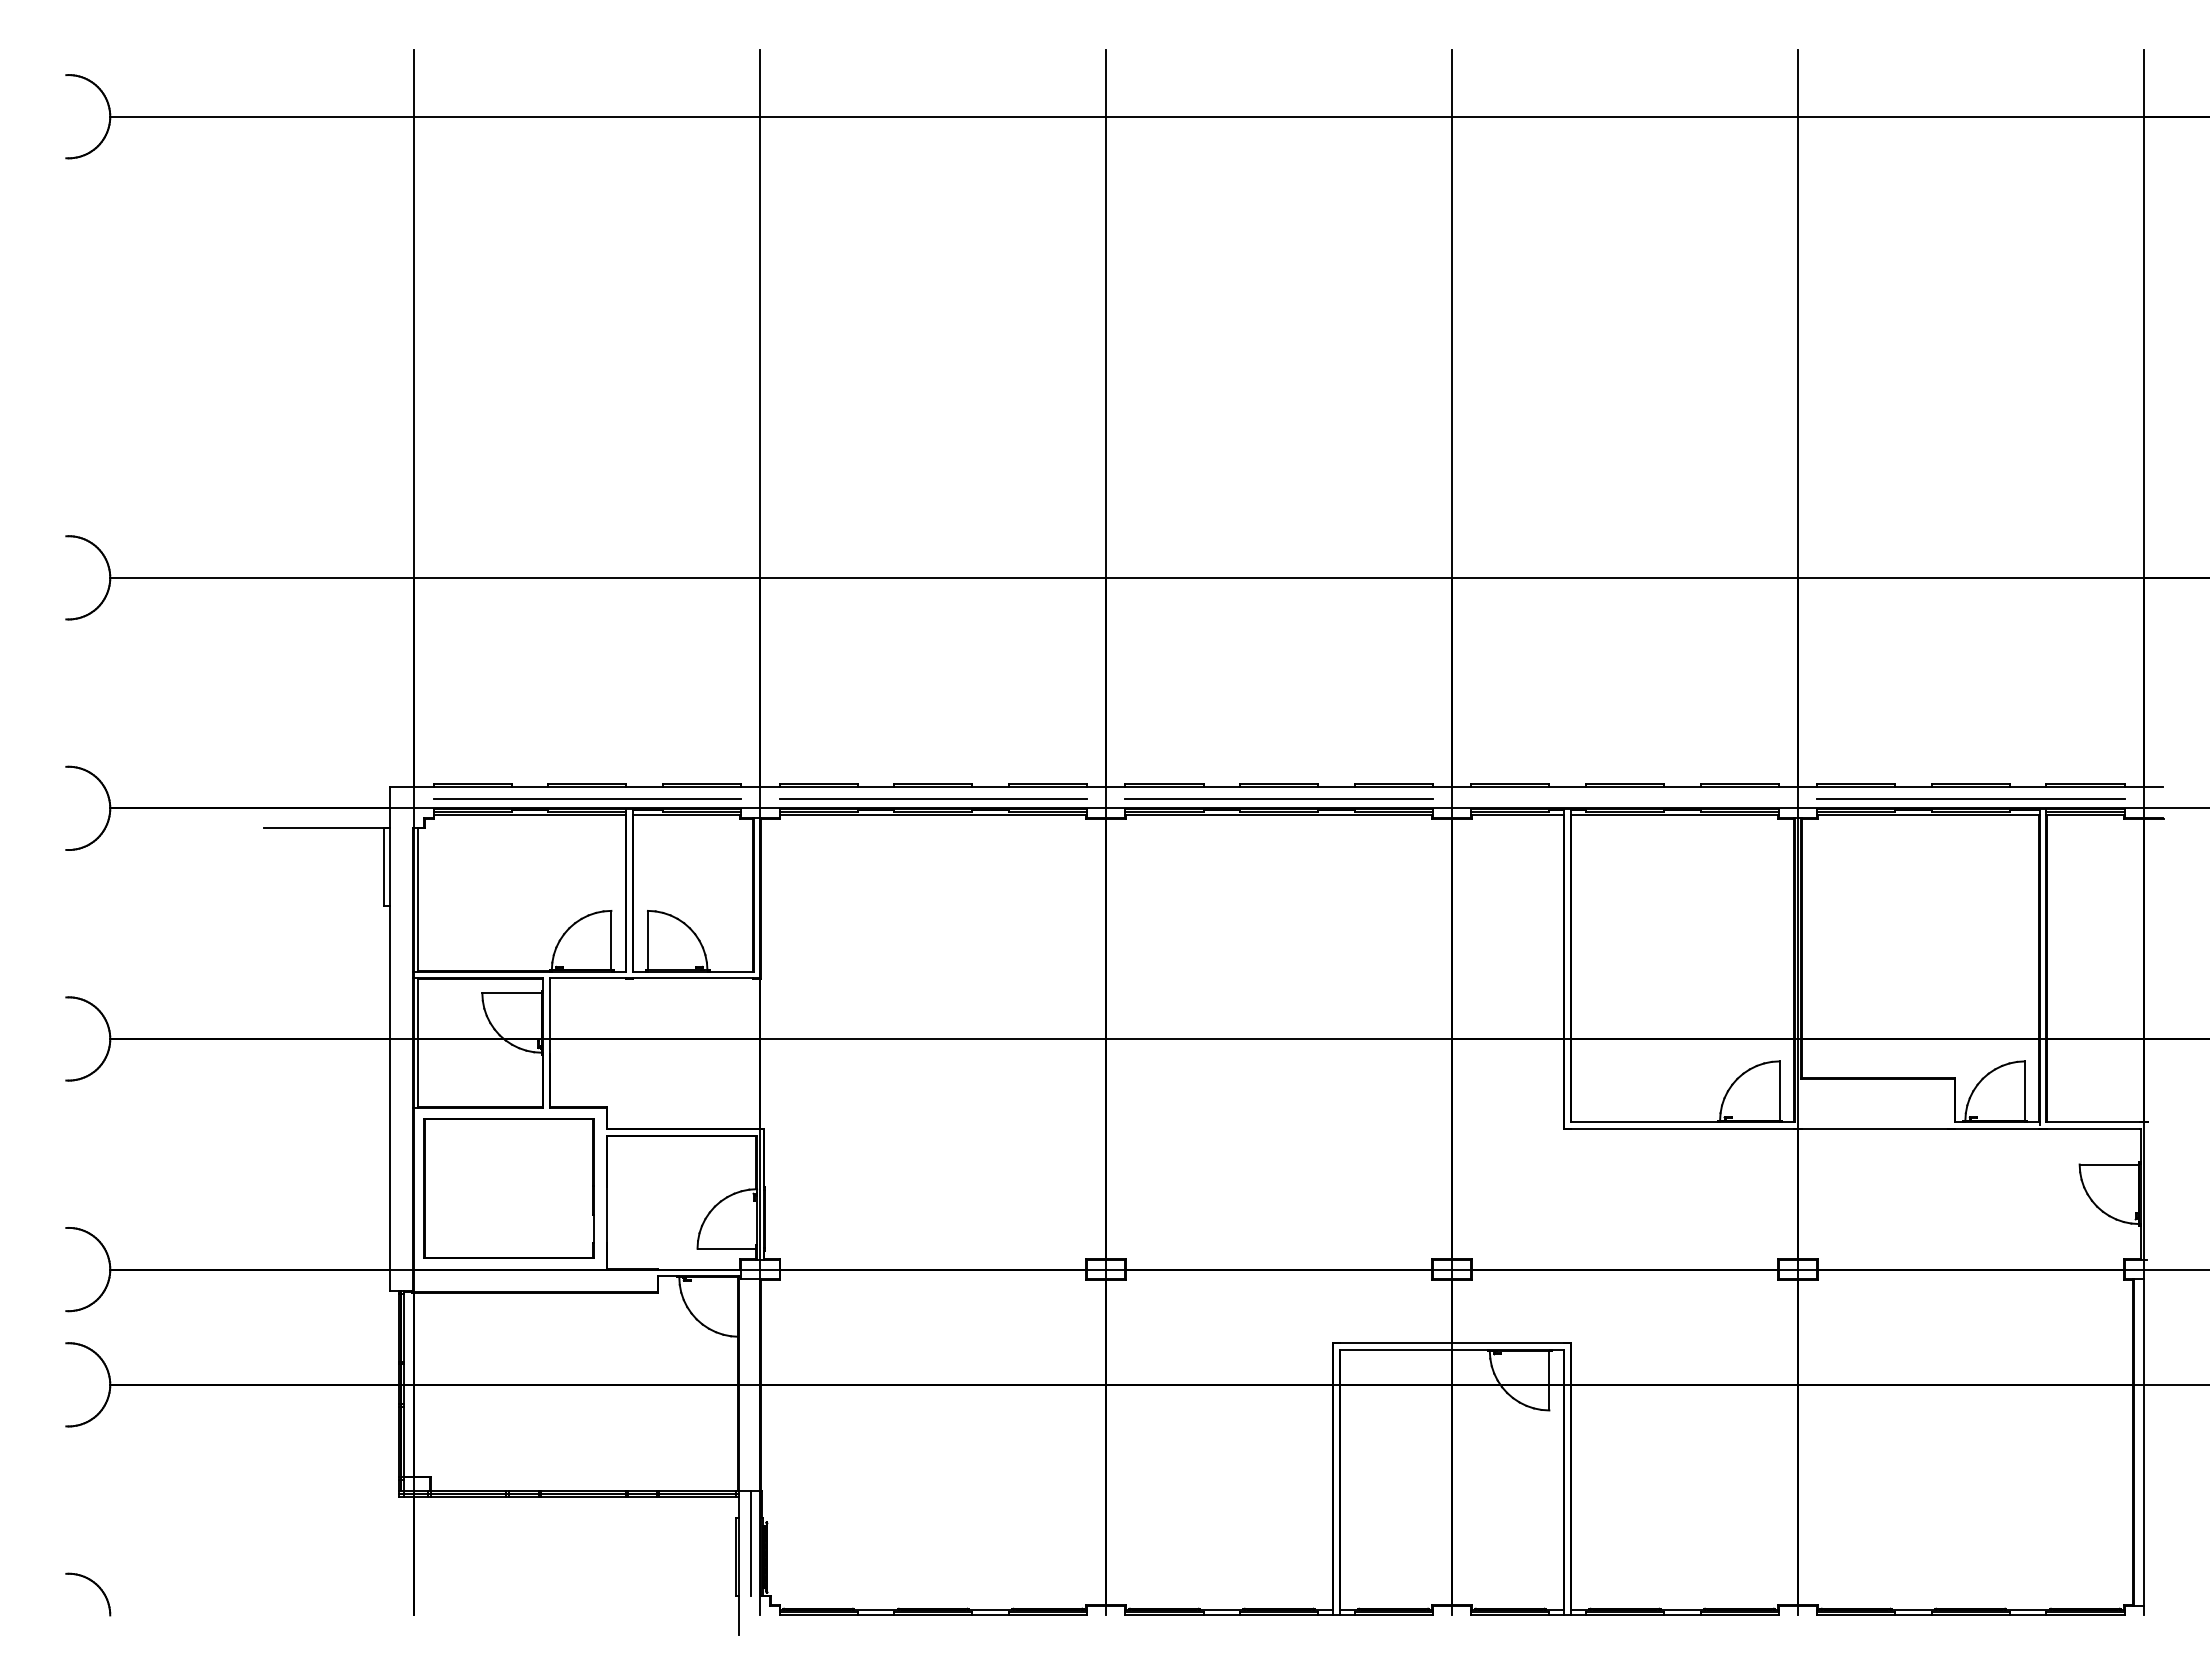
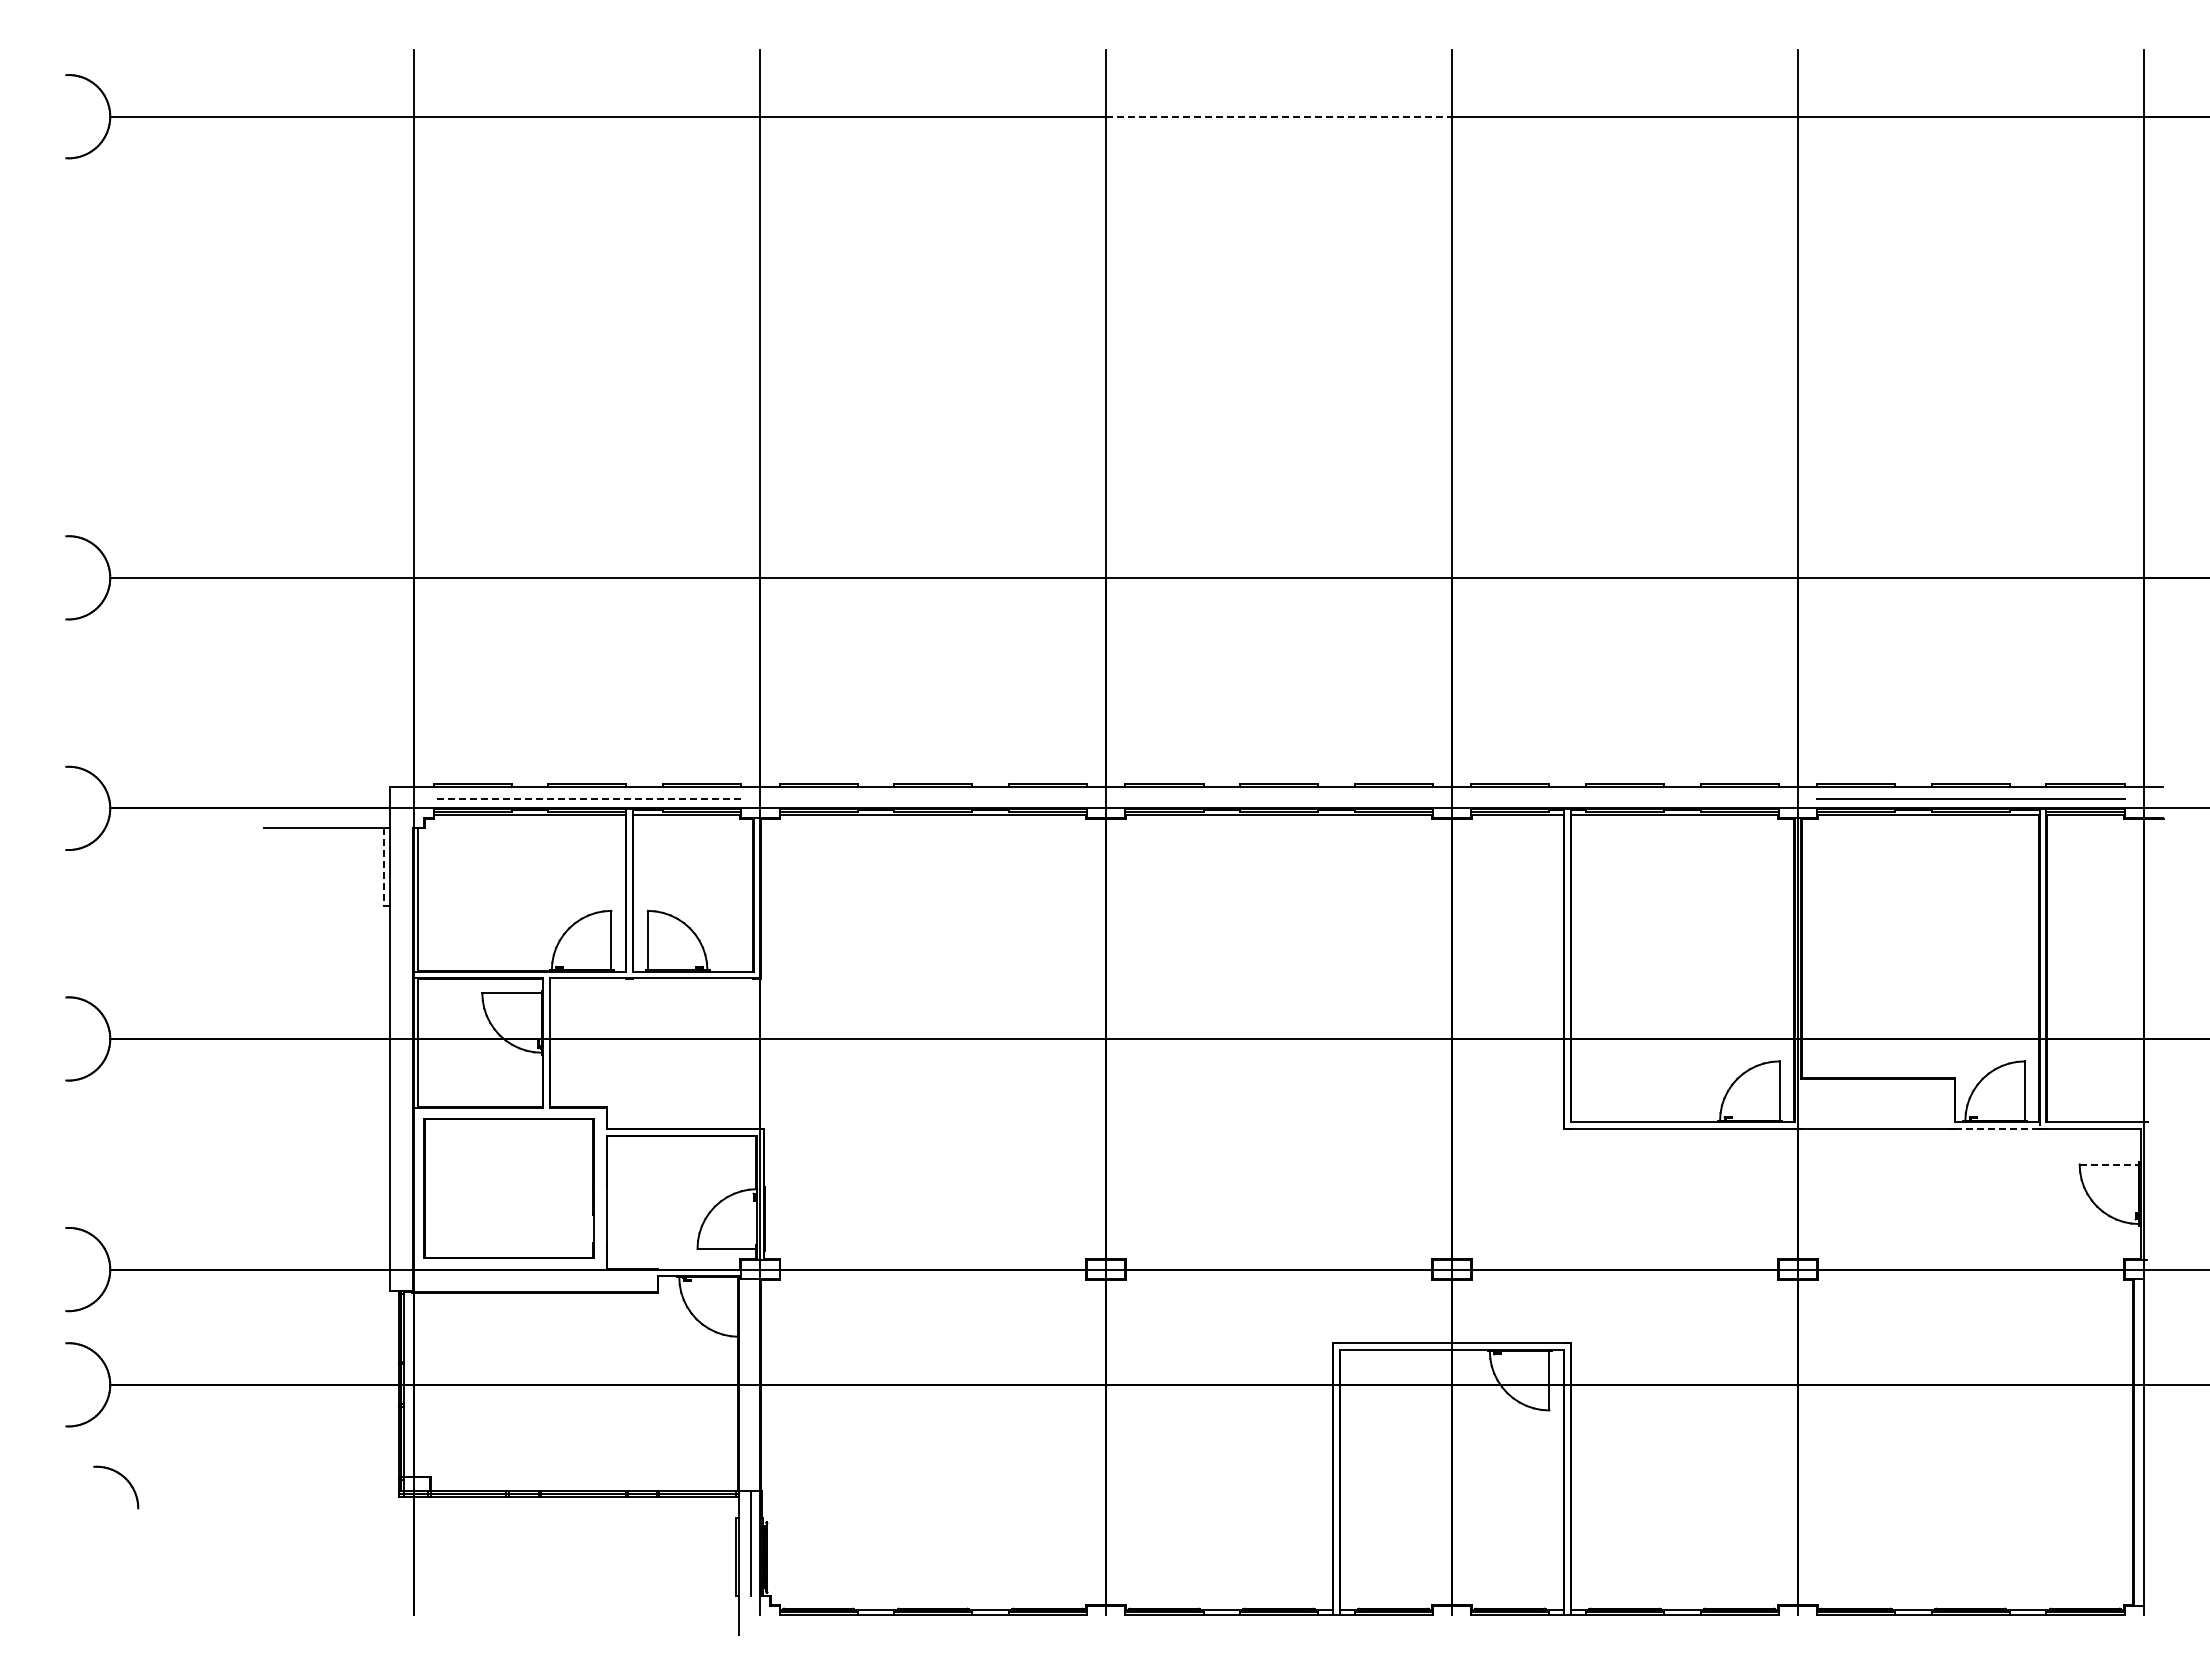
line: solid -> dashed (1279, 116)
line: solid -> dashed (587, 798)
line: present -> none (933, 798)
line: present -> none (1278, 798)
line: solid -> dashed (384, 867)
line: solid -> dashed (1997, 1128)
line: solid -> dashed (2109, 1164)
part position: (94, 1584) -> (122, 1477) (122, 1477)
